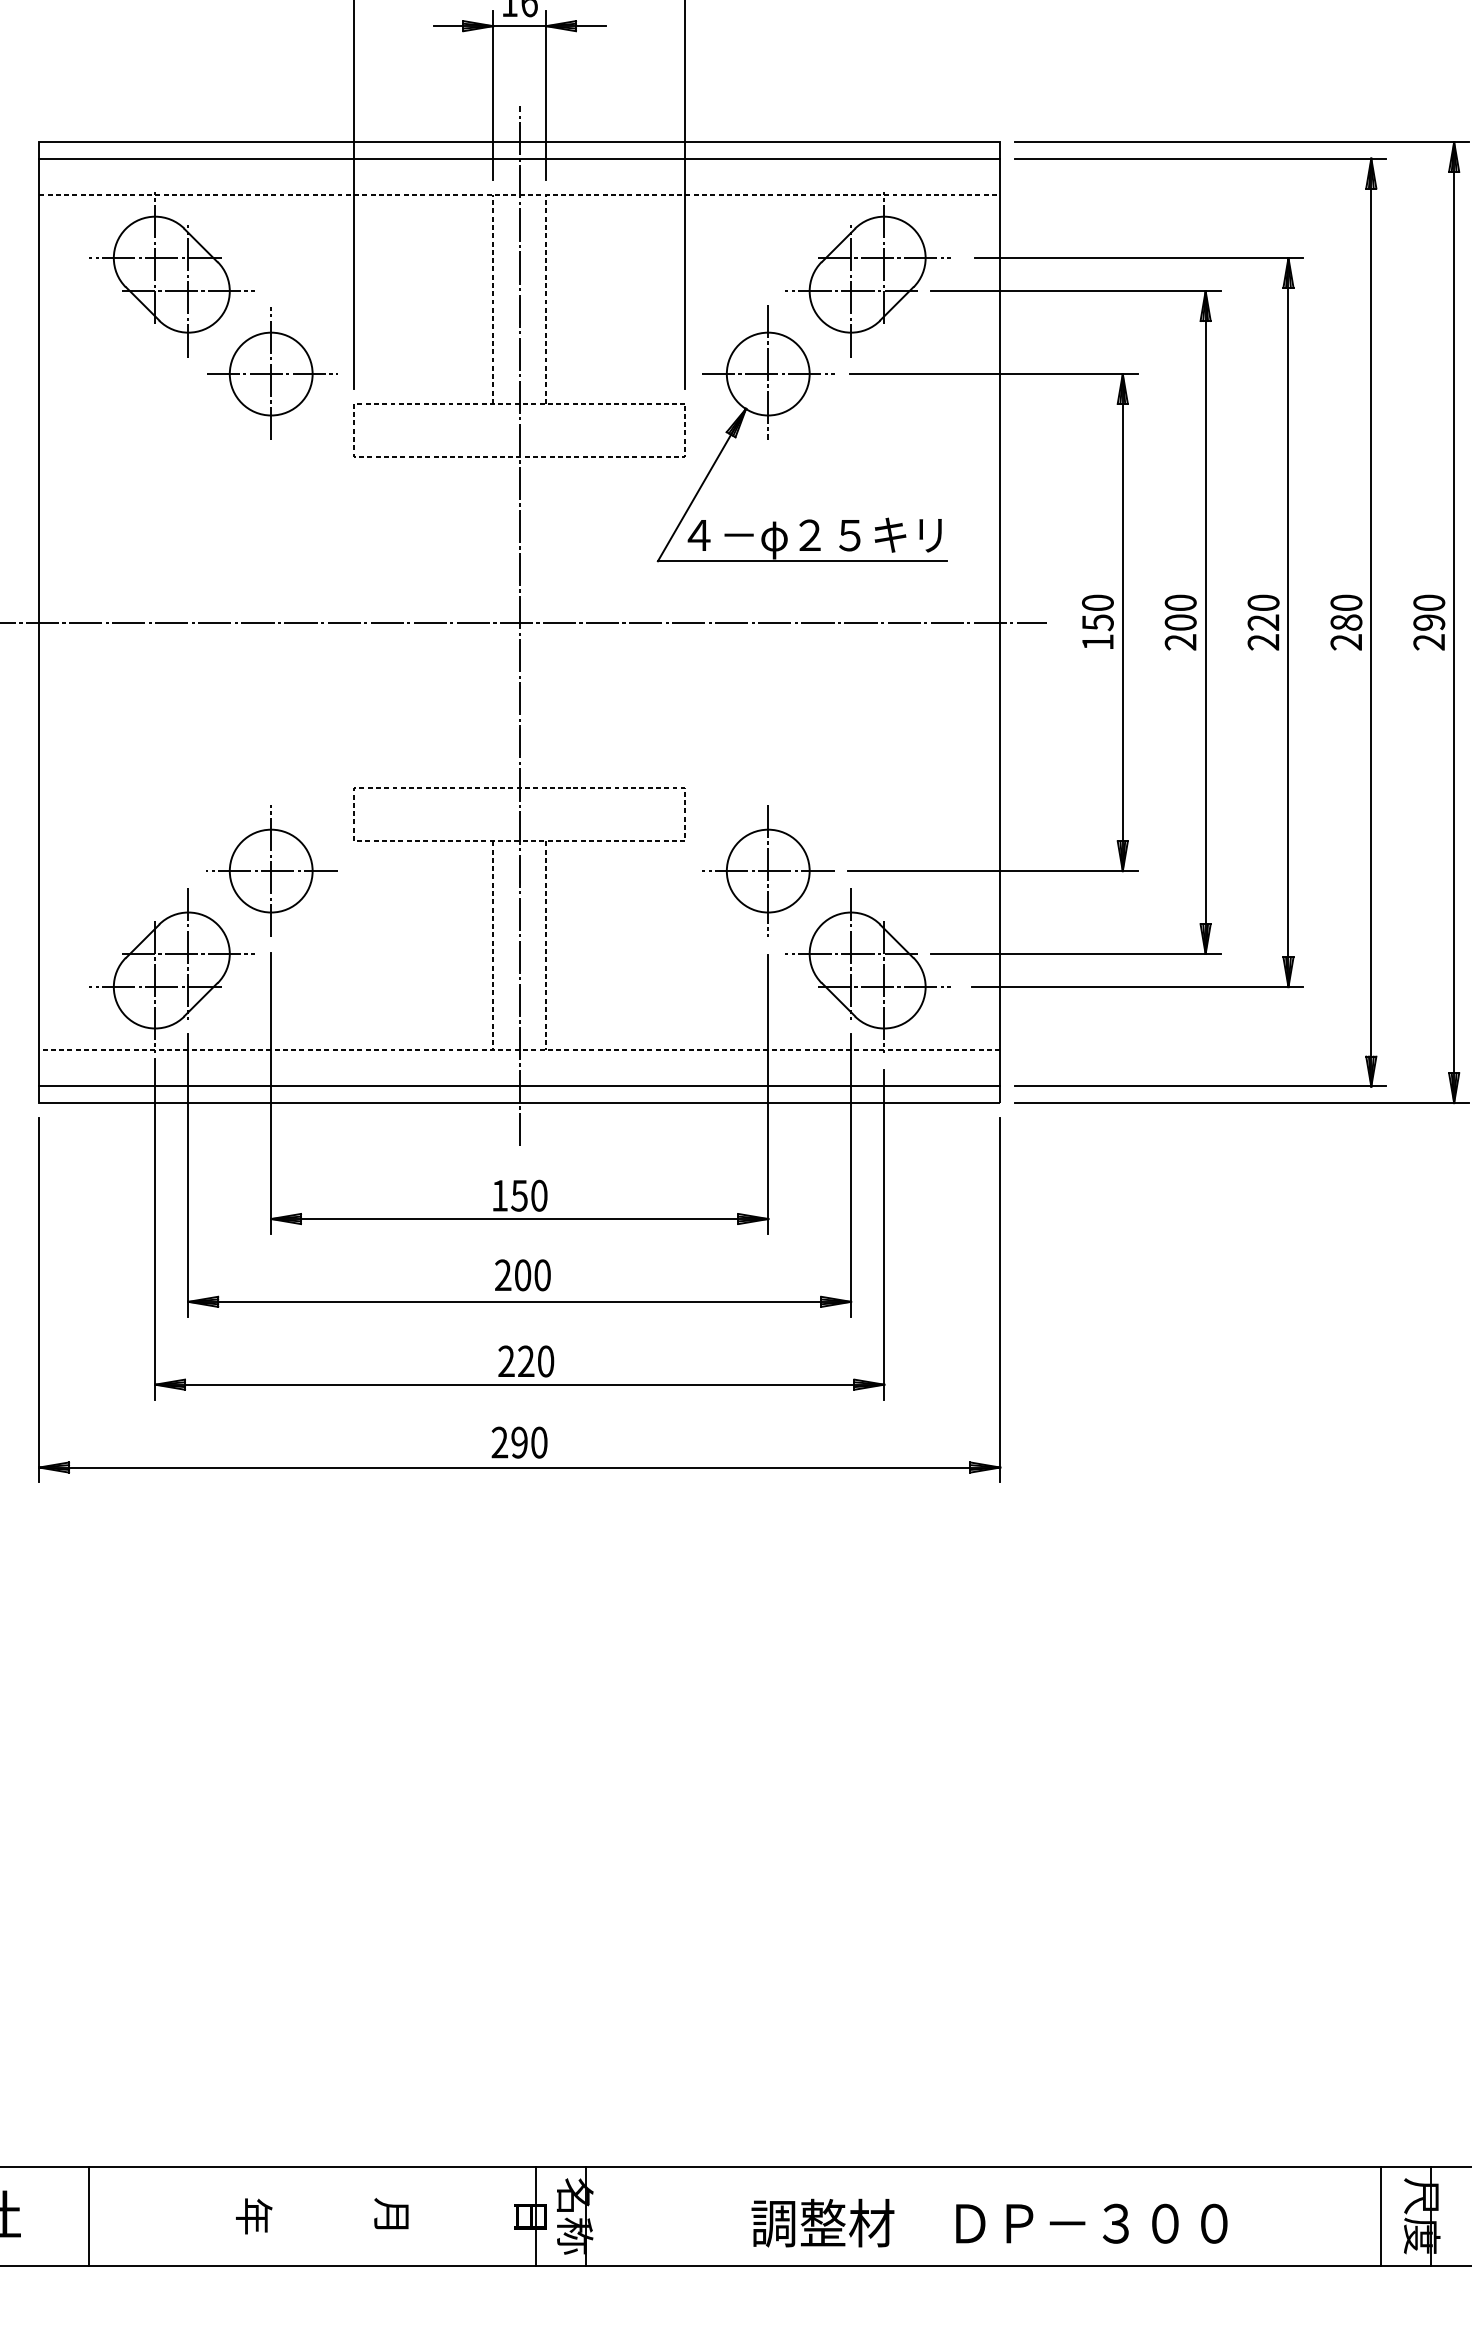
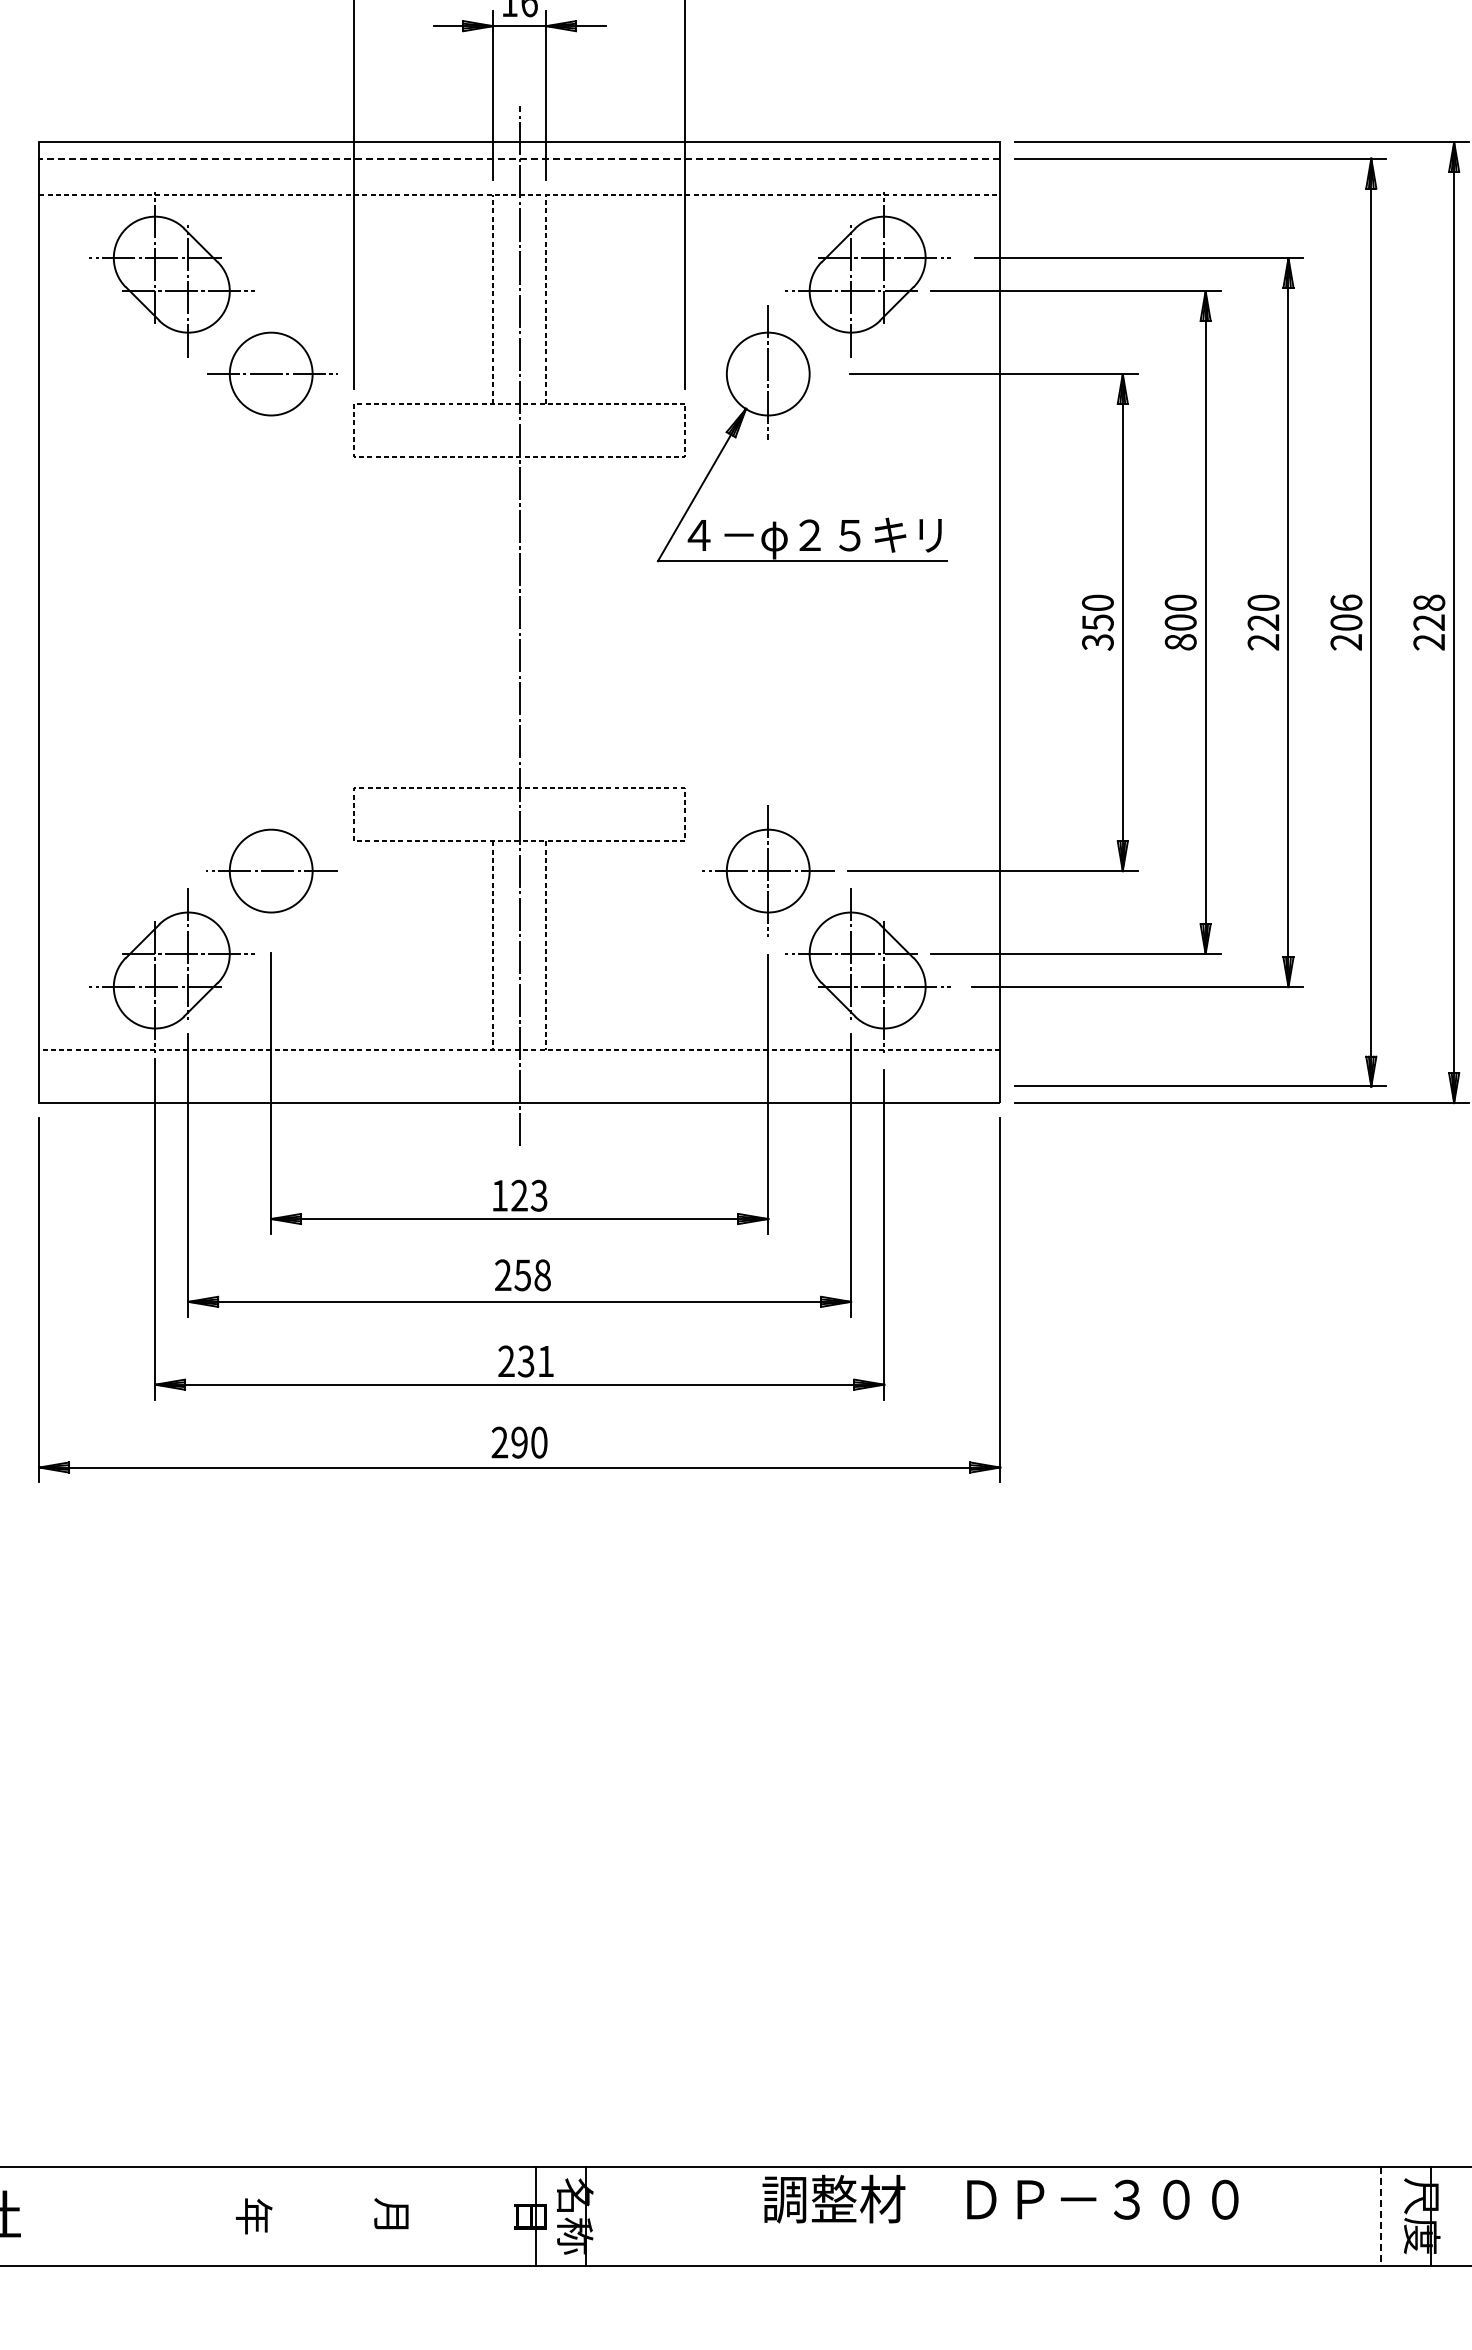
line: solid -> dashed (519, 158)
line: present -> none (271, 373)
line: present -> none (767, 374)
text: 280 -> 206 (1346, 612)
text: 290 -> 228 (1429, 612)
line: present -> none (524, 622)
text: 150 -> 350 (1097, 642)
text: 200 -> 800 (1180, 642)
line: present -> none (271, 870)
line: present -> none (519, 1086)
text: 150 -> 123 (529, 1195)
text: 200 -> 258 (532, 1275)
text: 220 -> 231 (535, 1361)
line: present -> none (88, 2216)
line: solid -> dashed (1381, 2216)
text position: (989, 2222) -> (1000, 2198) (1000, 2198)
